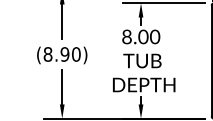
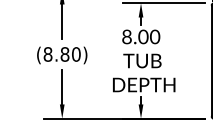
text: (8.90) -> (8.80) (64, 54)
